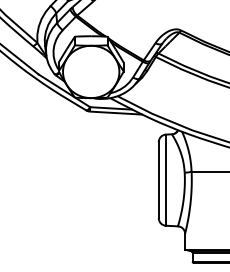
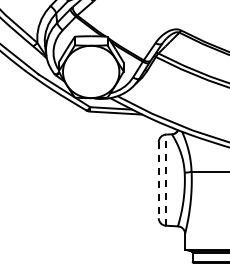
line: solid -> dashed (158, 180)
line: solid -> dashed (165, 180)
